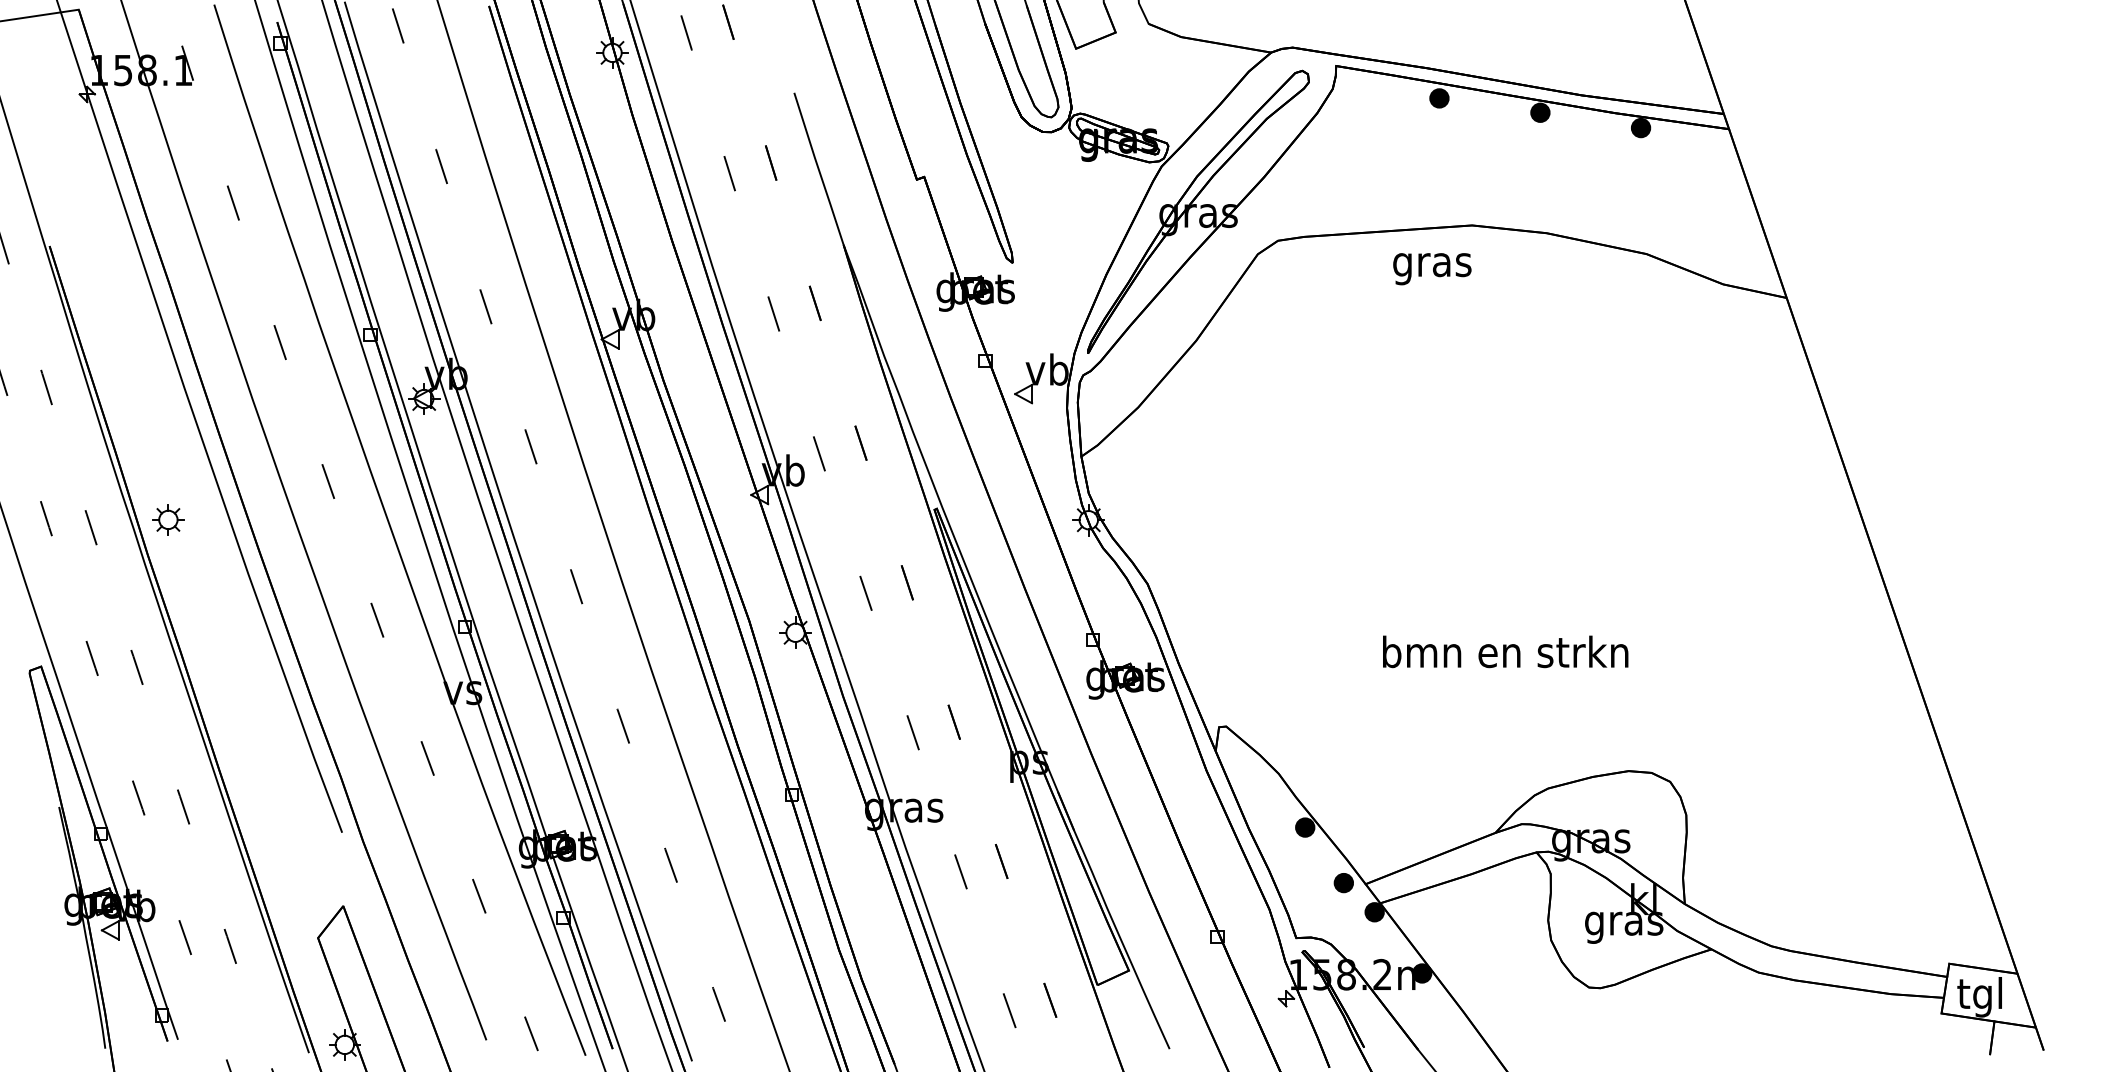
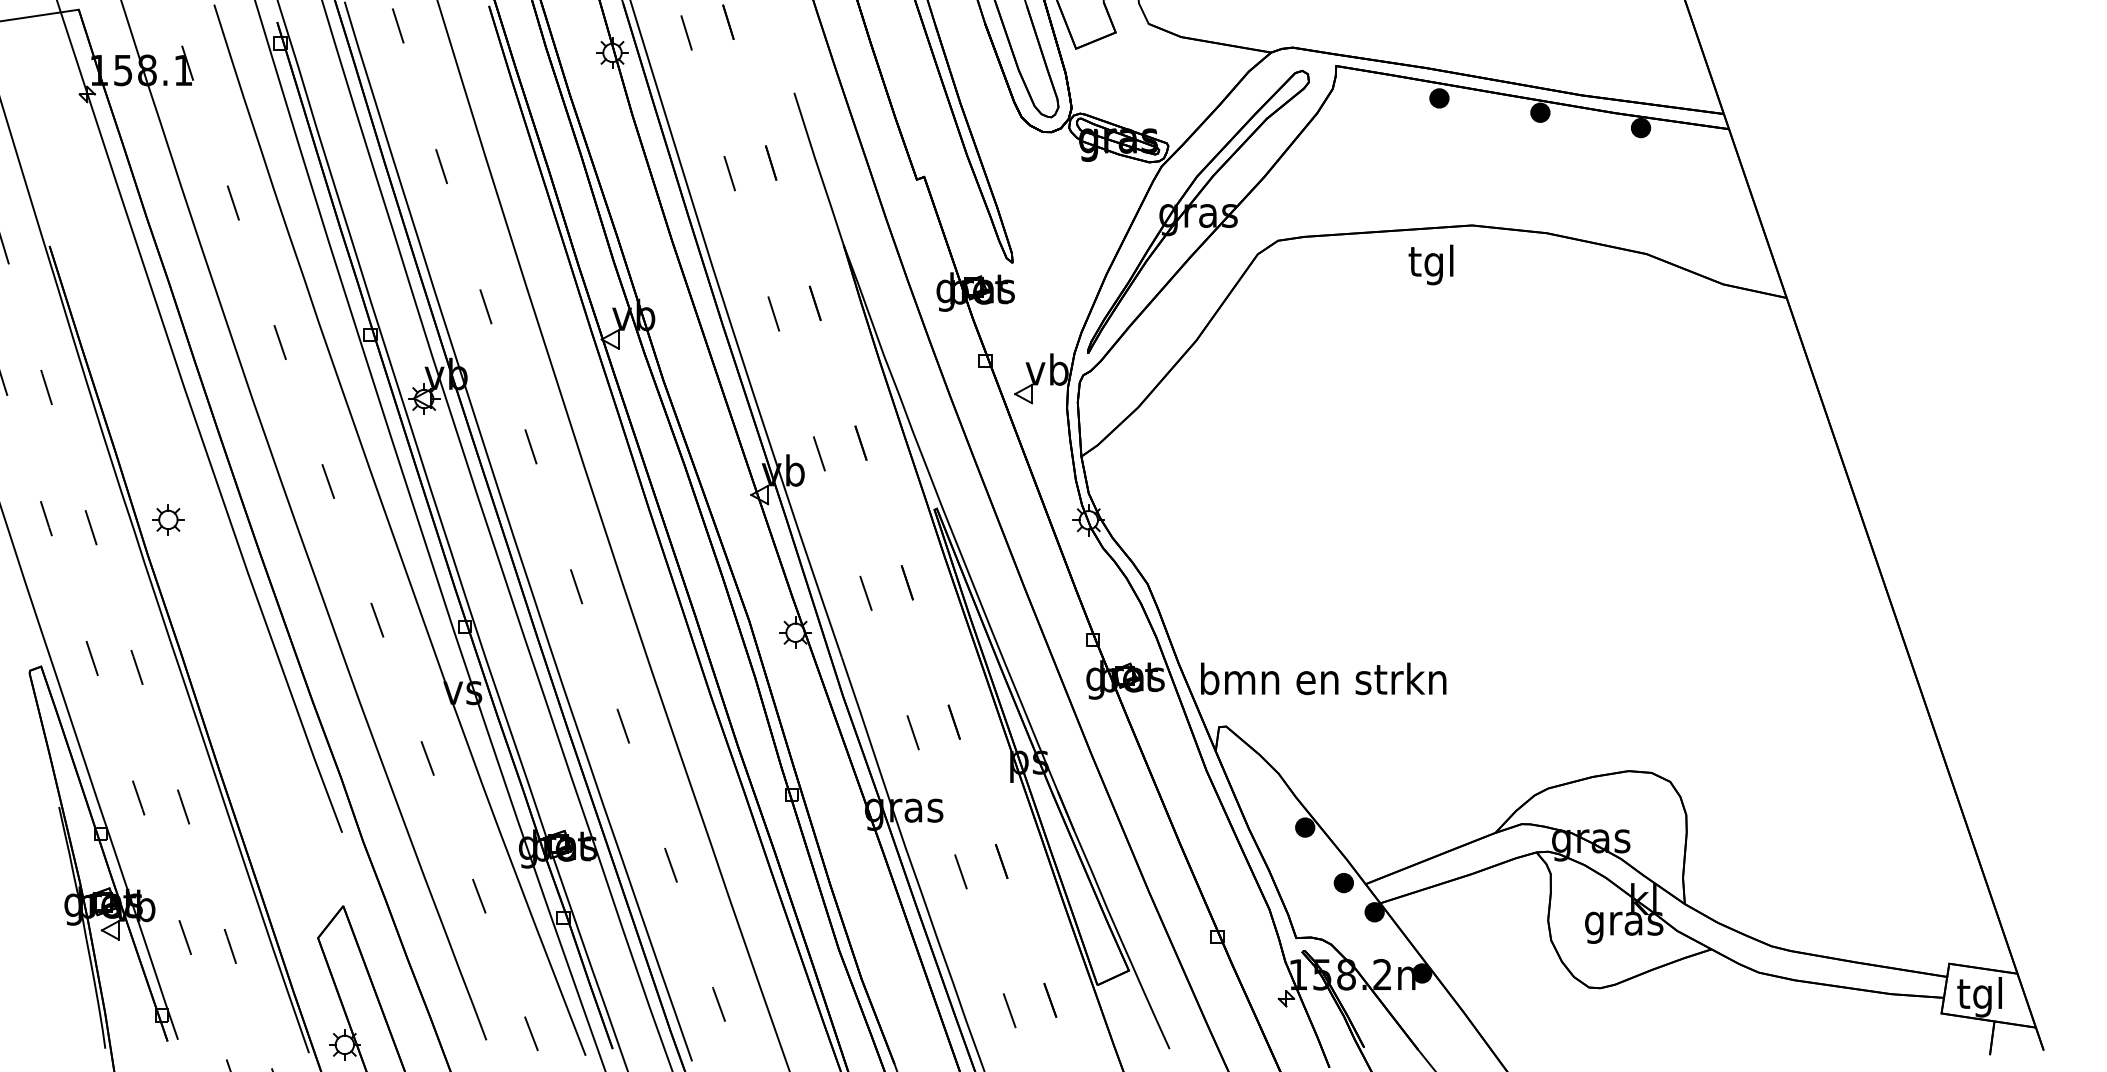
text: gras -> tgl (1432, 264)
text position: (1505, 651) -> (1323, 678) (1323, 678)
